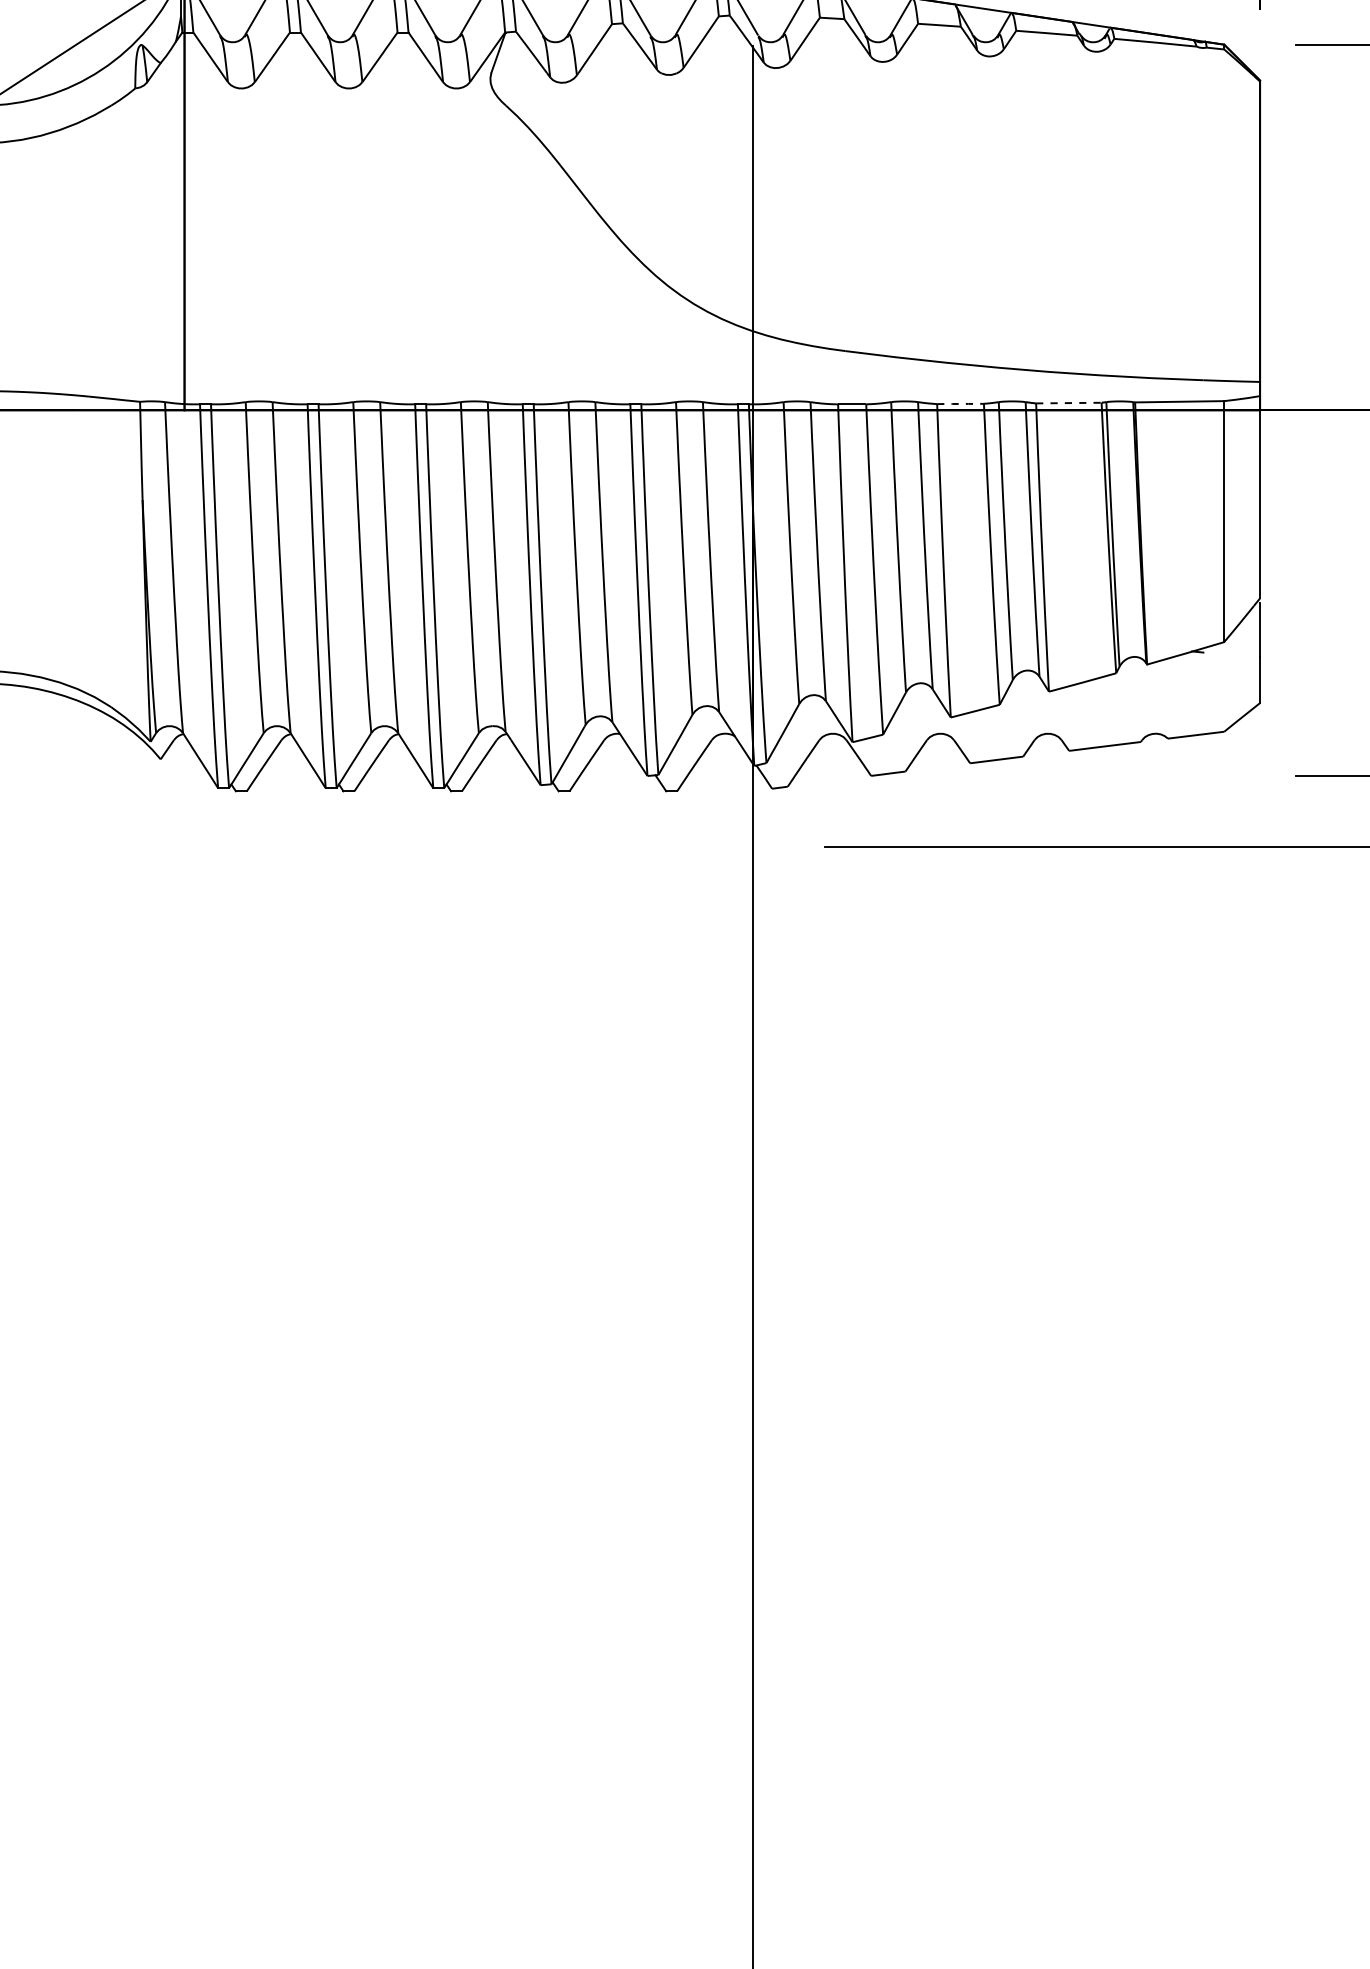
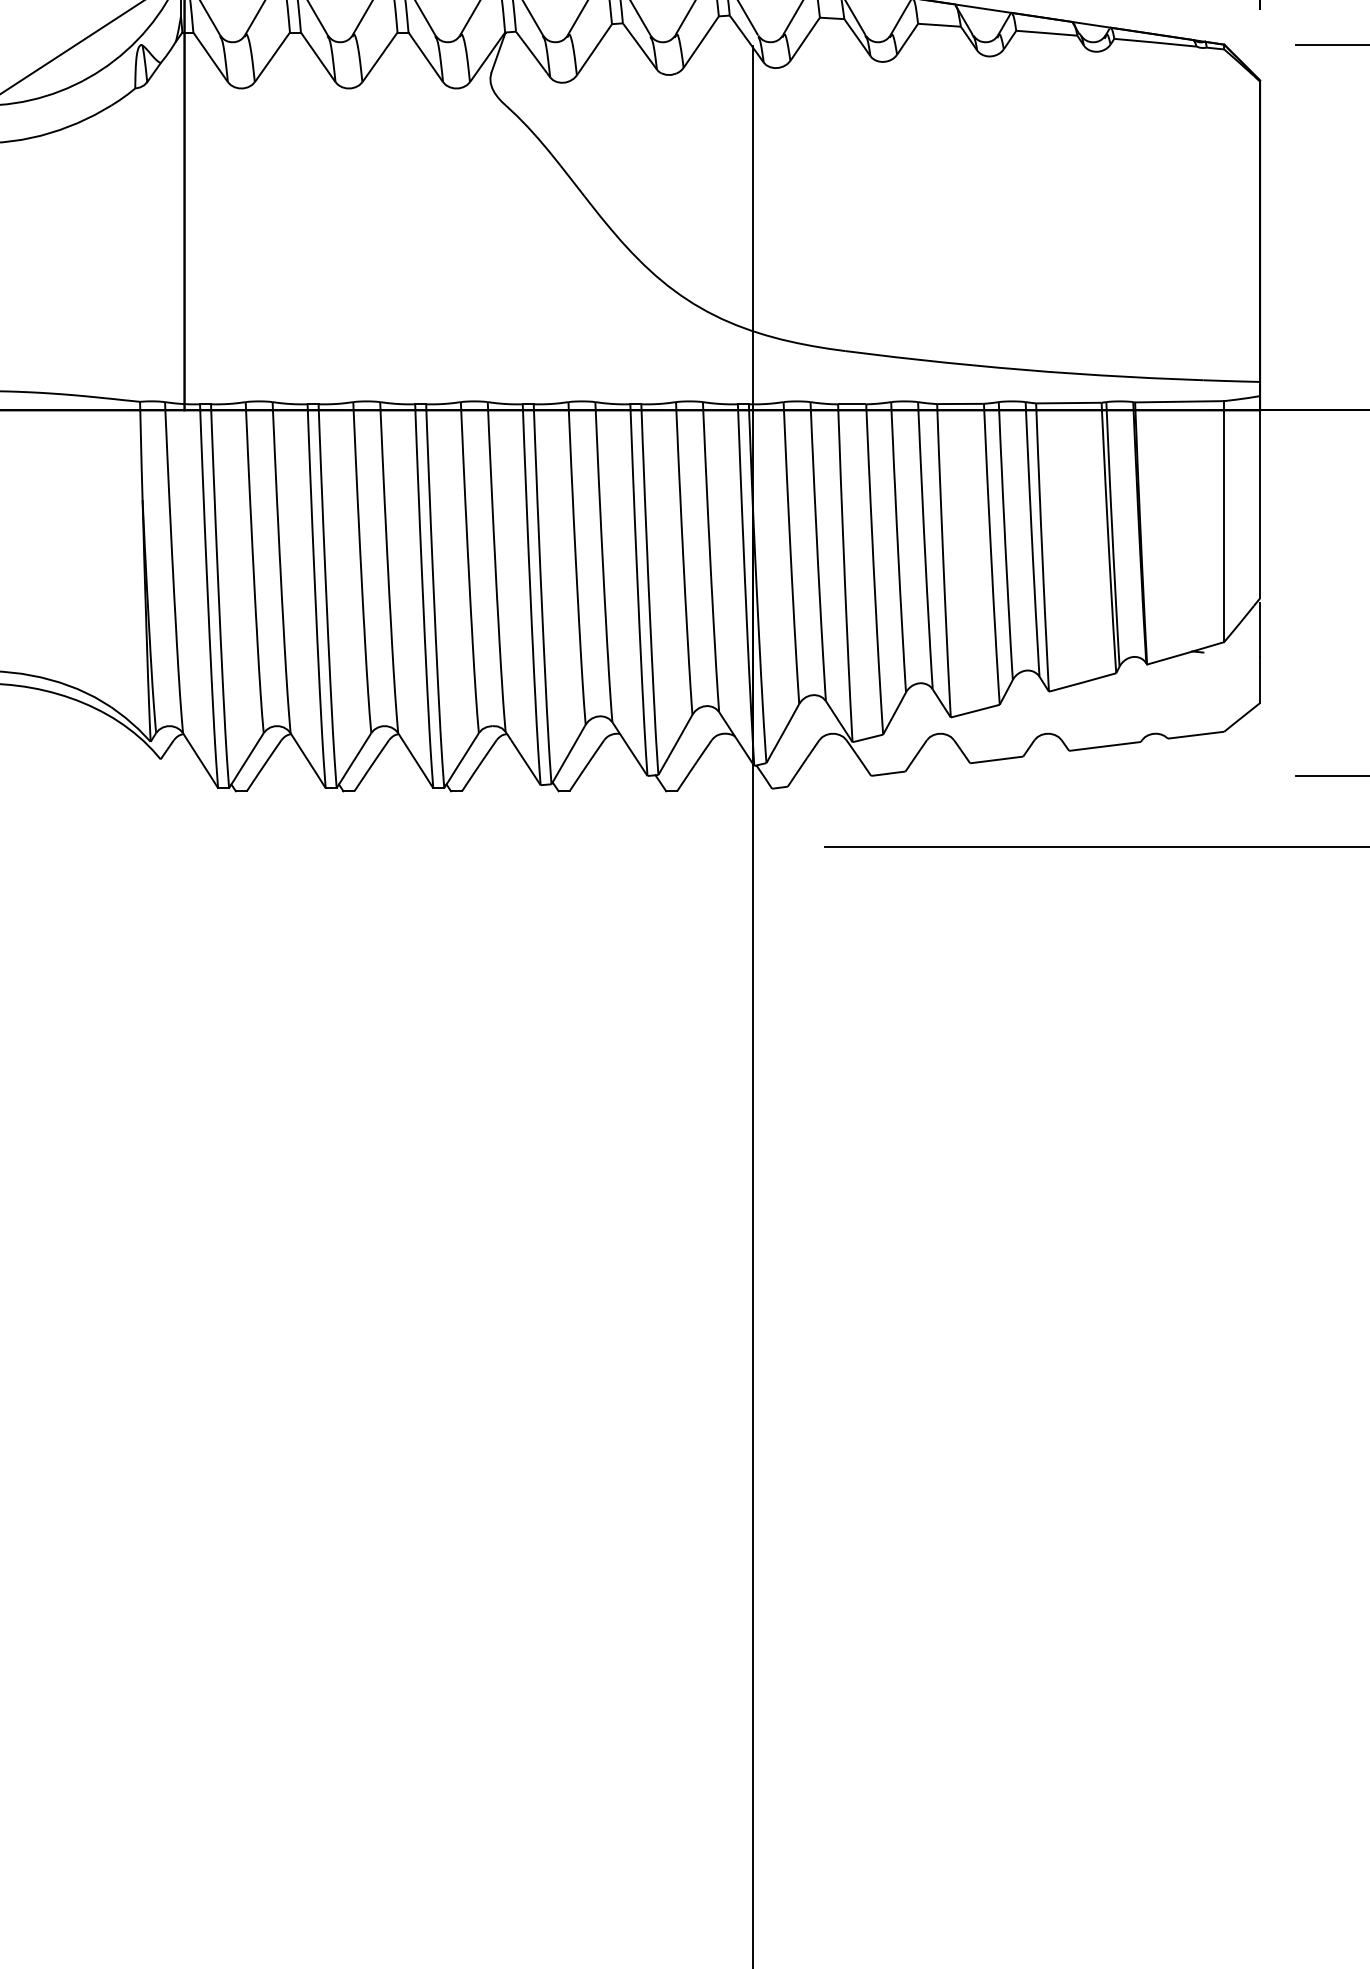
line: dashed -> solid (960, 403)
line: dashed -> solid (1068, 403)
